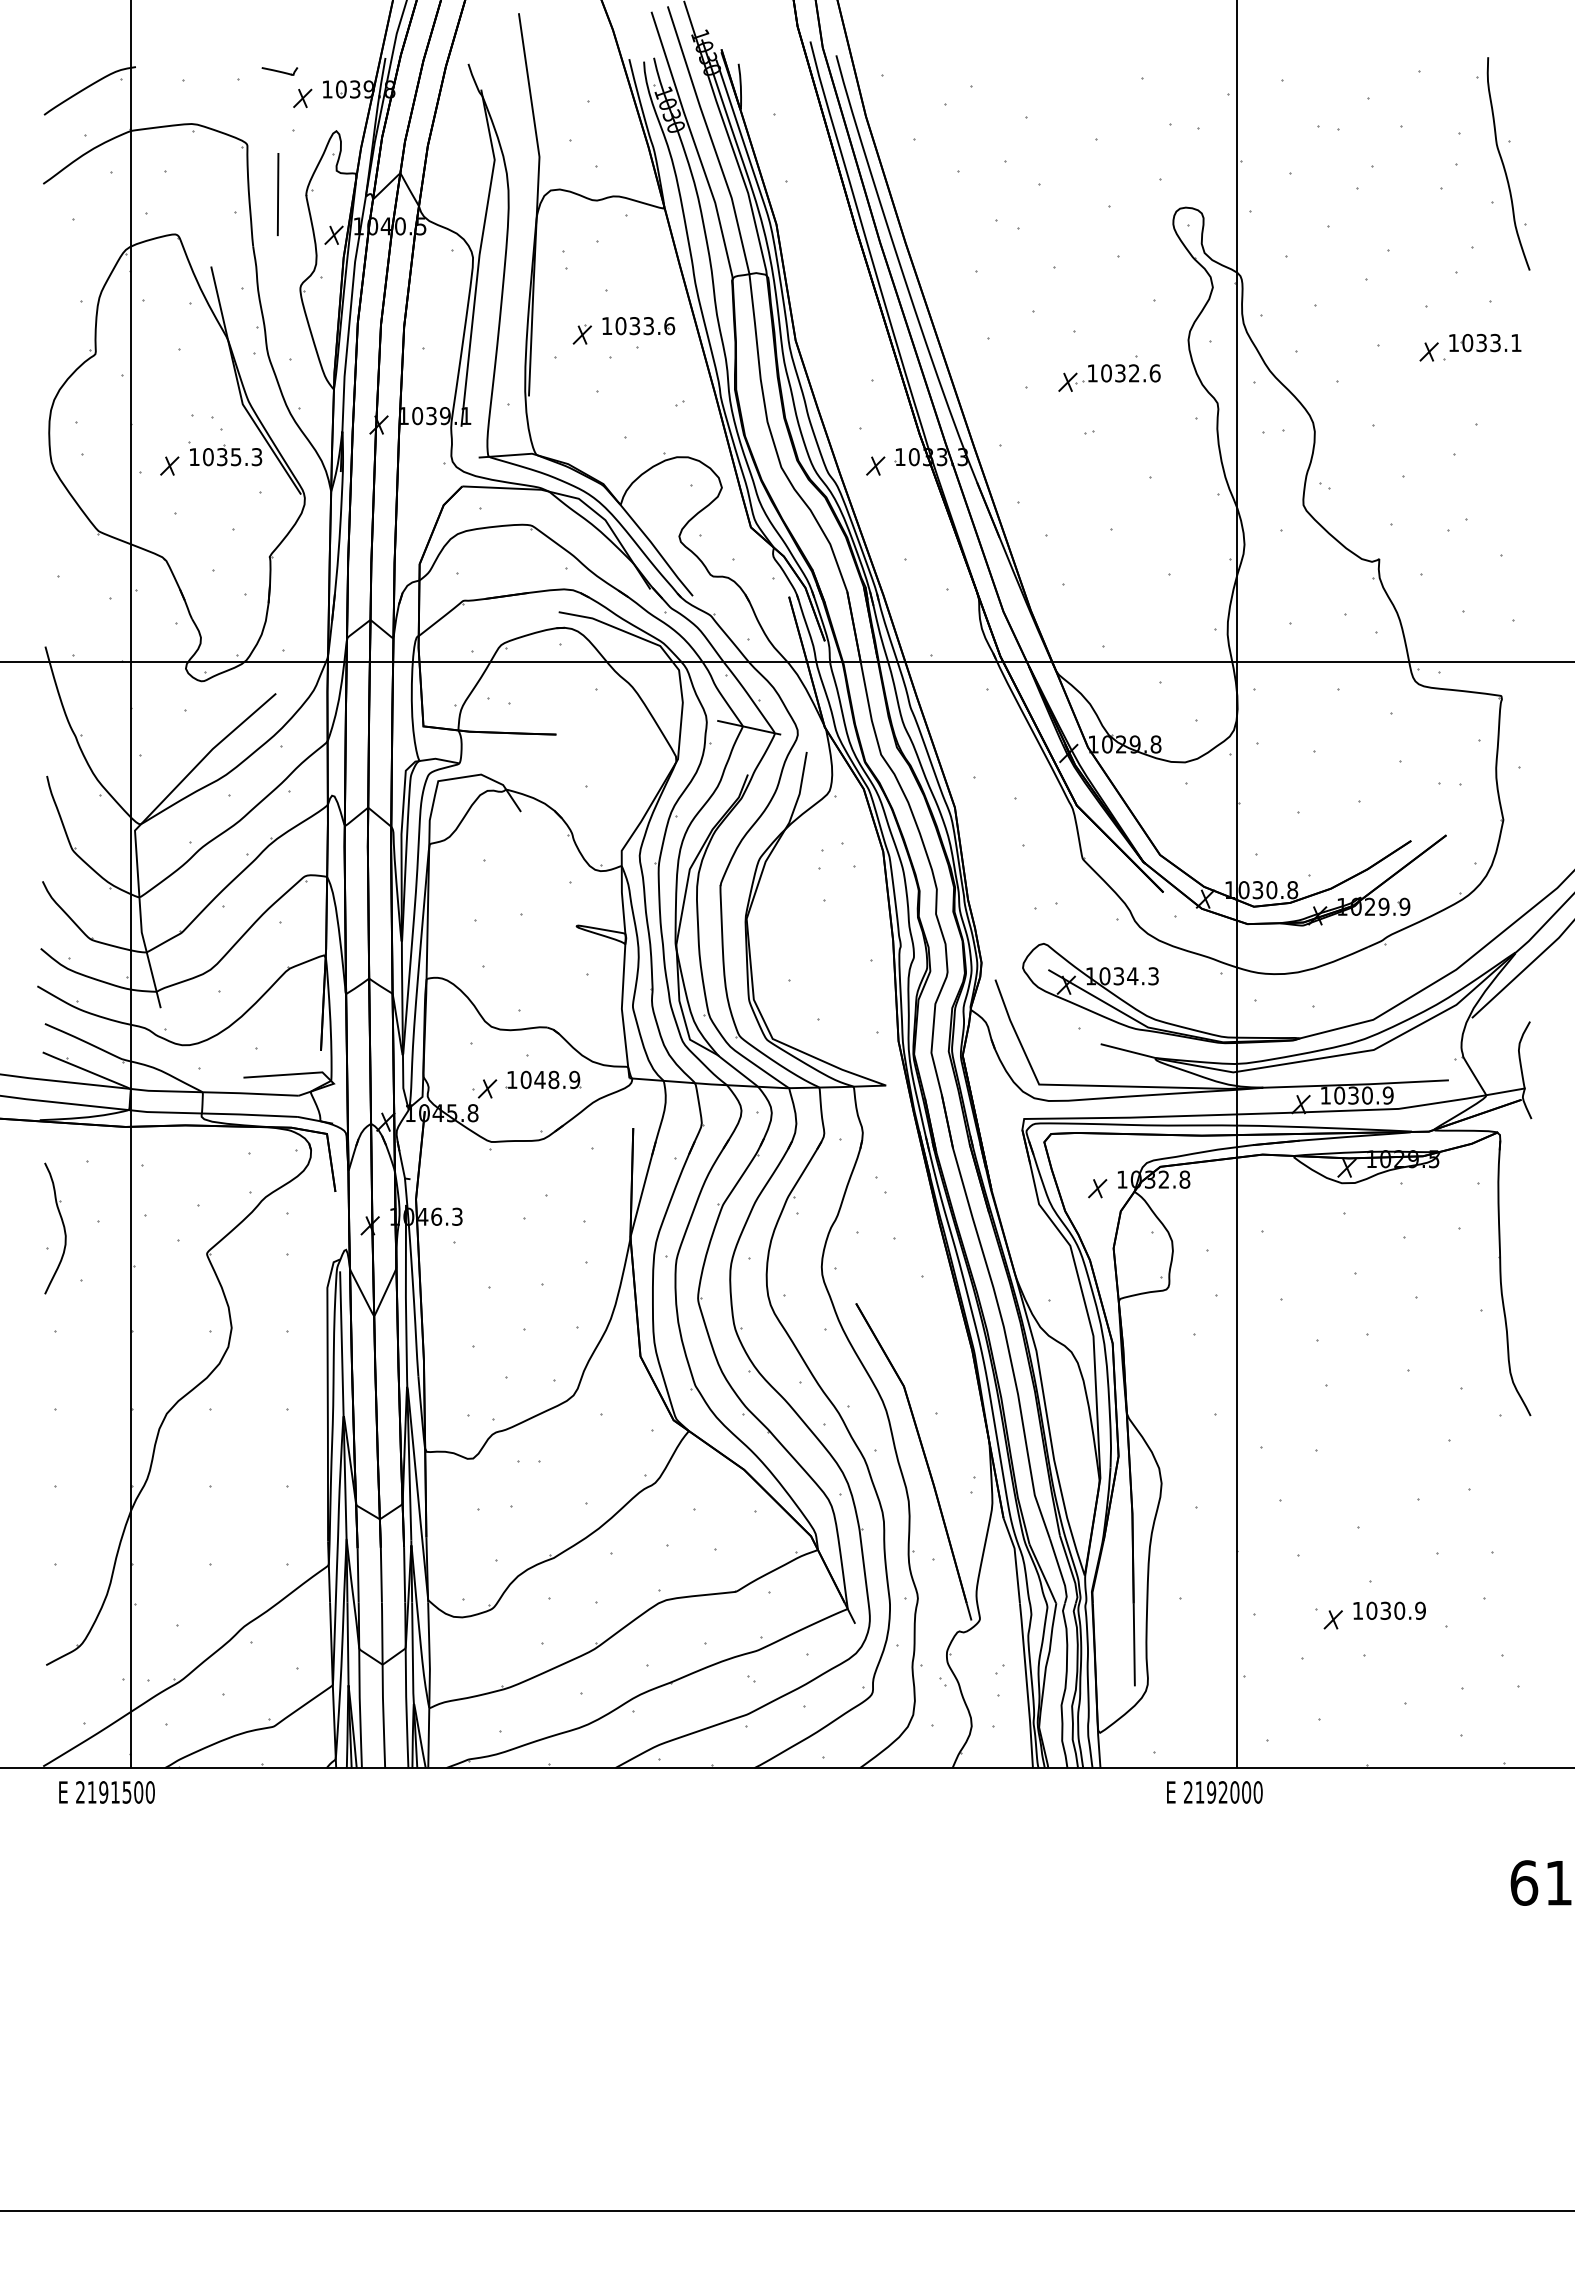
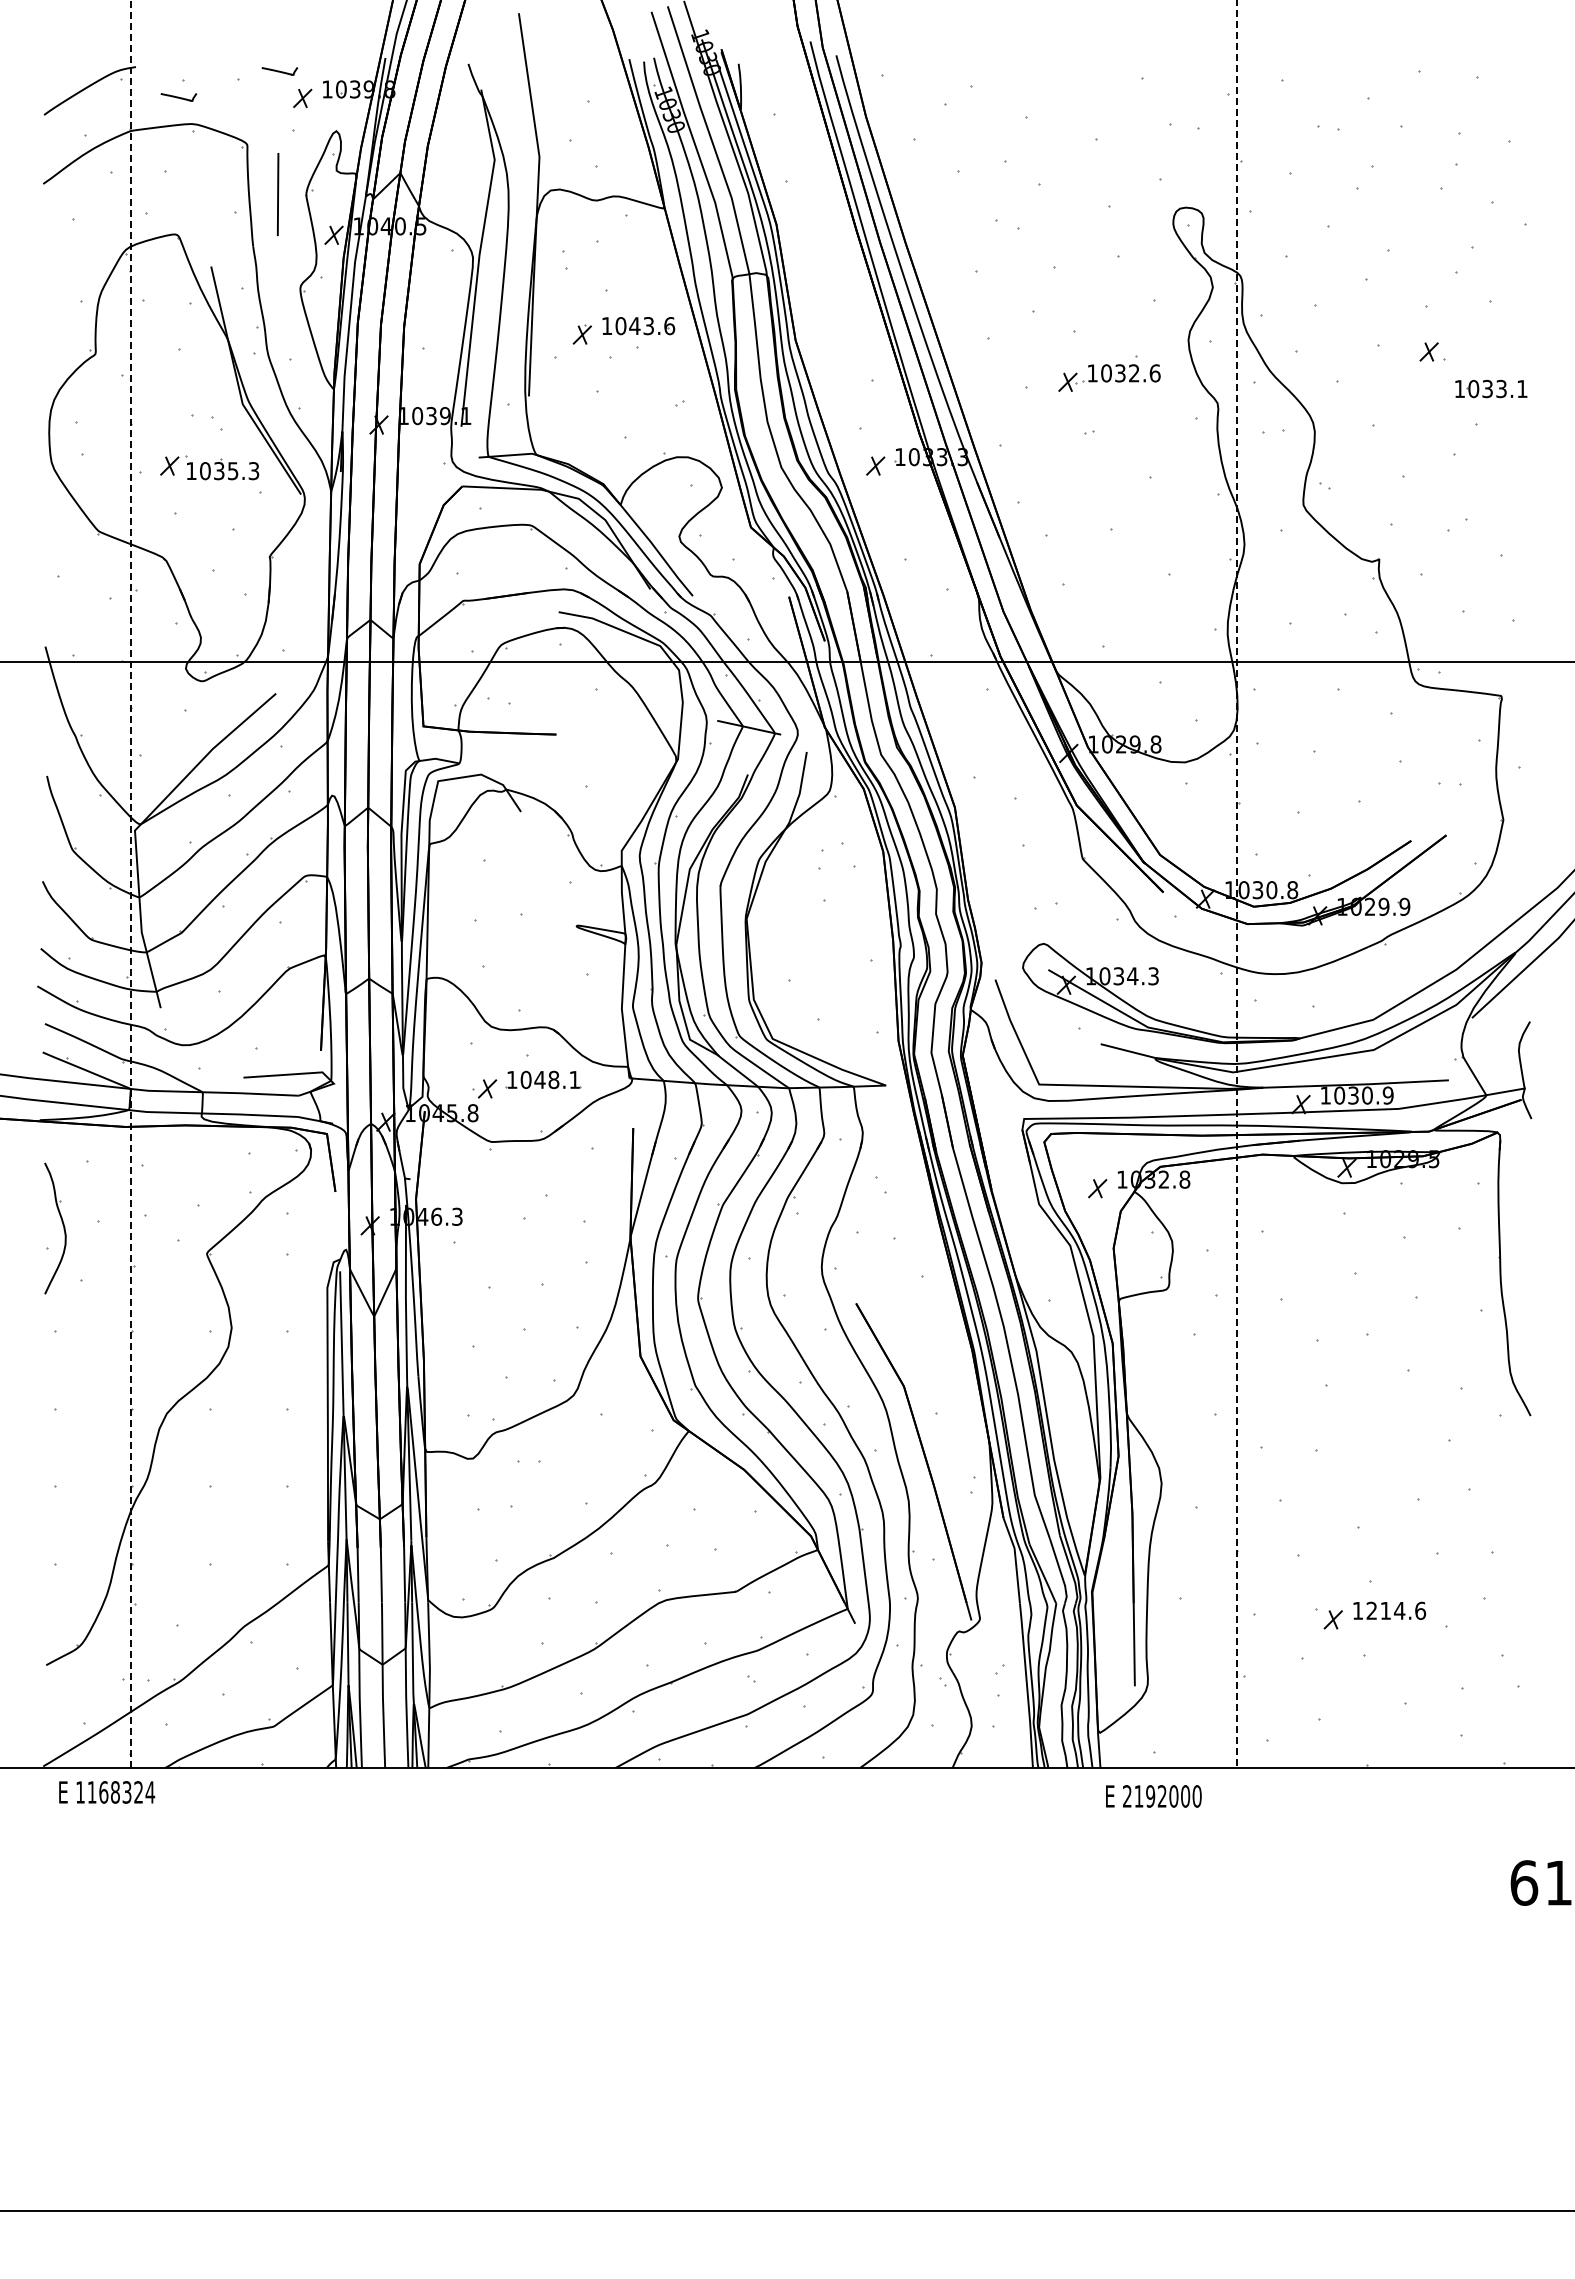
part: none -> present (178, 97)
curve: present -> none (1504, 164)
text: 1033.6 -> 1043.6 (634, 326)
part position: (1485, 343) -> (1491, 389) (1491, 389)
part position: (225, 453) -> (222, 467) (222, 467)
line: solid -> dashed (131, 884)
line: solid -> dashed (1237, 884)
text: 1048.9 -> 1048.1 (574, 1079)
text: 1030.9 -> 1214.6 (1396, 1610)
text: 2191500 -> 1168324 (115, 1792)
text position: (1214, 1792) -> (1153, 1796) (1153, 1796)
